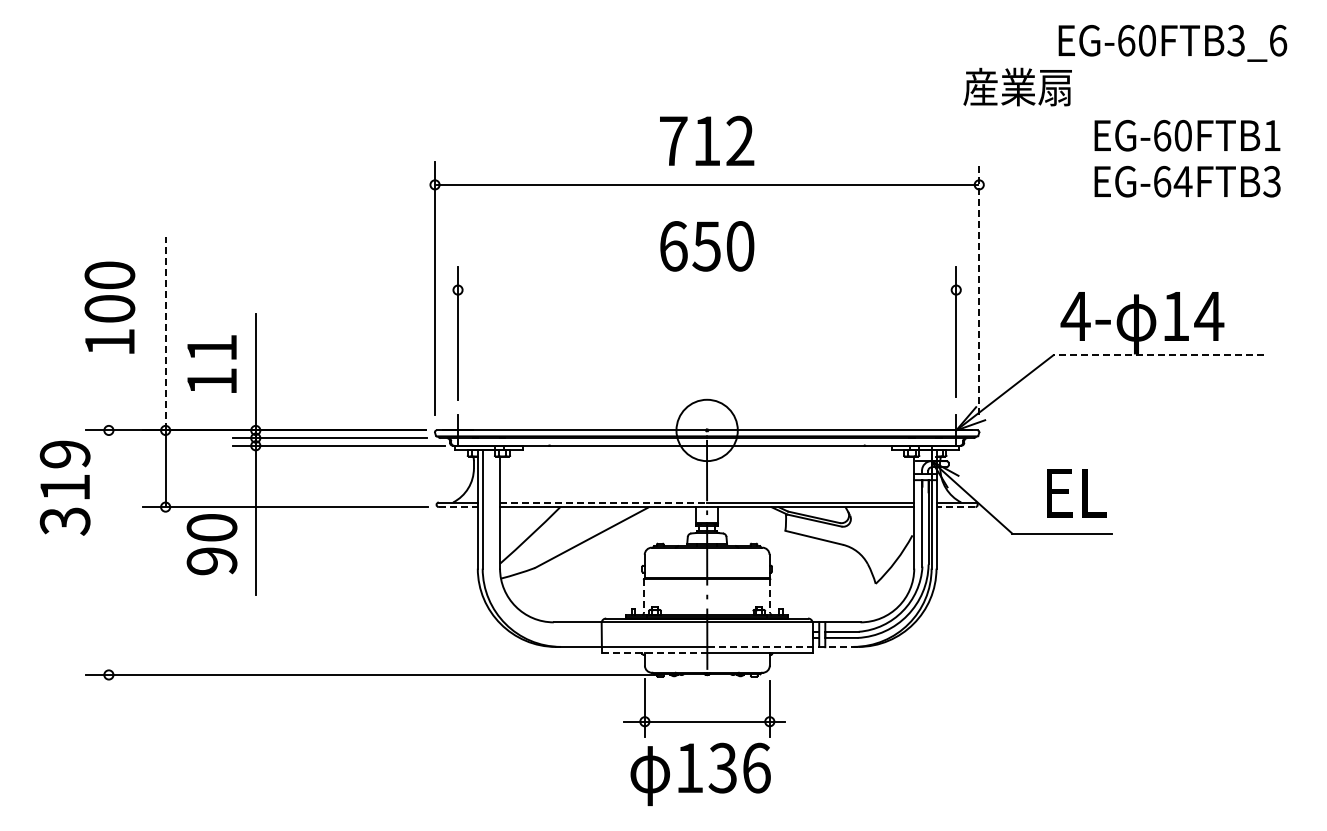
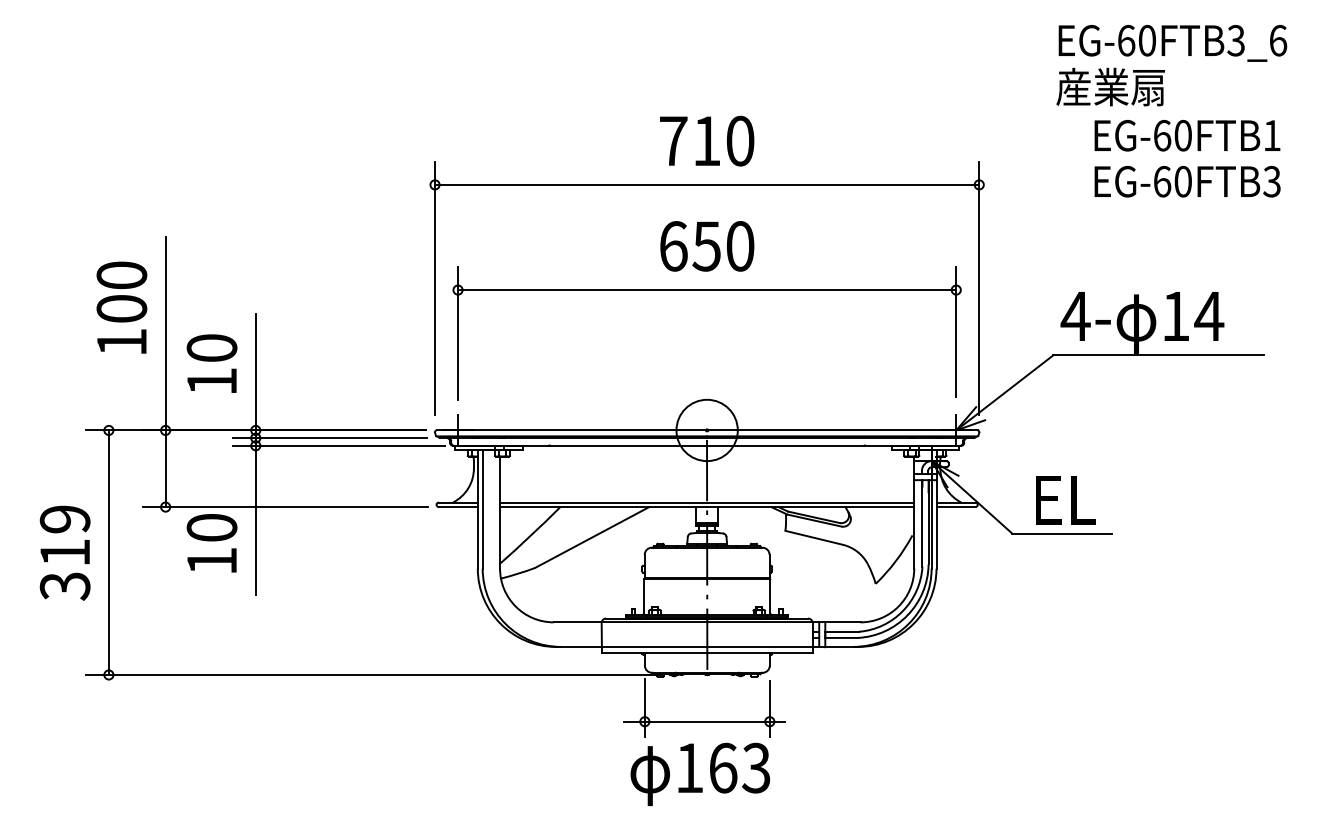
text position: (1017, 86) -> (1110, 86) (1110, 86)
text: 712 -> 710 (740, 140)
text: EG-64FTB3 -> EG-60FTB3 (1182, 181)
line: dashed -> solid (979, 288)
line: none -> present (706, 290)
text position: (109, 307) -> (121, 307) (121, 307)
line: dashed -> solid (165, 333)
text: 11 -> 10 (211, 347)
line: dashed -> solid (1158, 355)
text position: (64, 487) -> (64, 552) (64, 552)
text position: (1076, 493) -> (1065, 500) (1065, 500)
line: dashed -> solid (603, 502)
line: dashed -> solid (458, 507)
line: dashed -> solid (955, 507)
line: none -> present (108, 552)
text: 90 -> 10 (211, 561)
line: dashed -> solid (643, 596)
line: dashed -> solid (770, 596)
line: dashed -> solid (782, 646)
line: dashed -> solid (654, 653)
text: 136 -> 163 (739, 767)
